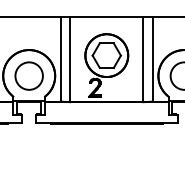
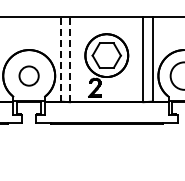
line: solid -> dashed (60, 59)
line: solid -> dashed (70, 59)
circle size: 30x30 px -> 22x22 px (28, 75)
